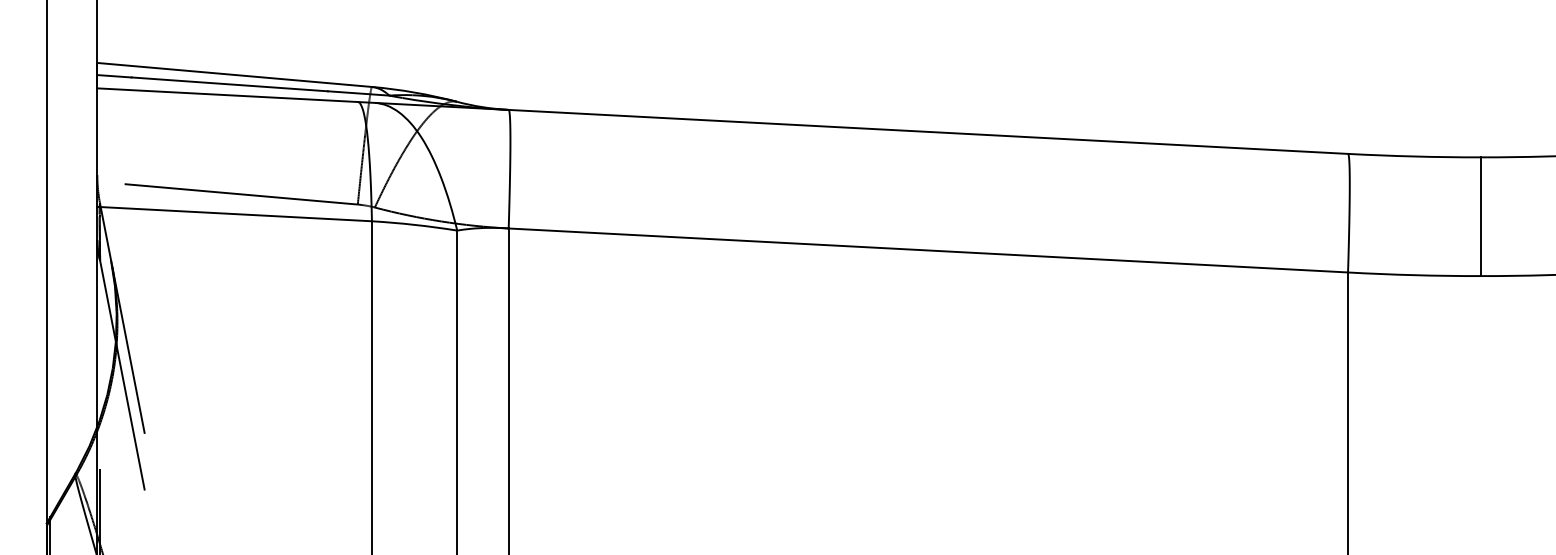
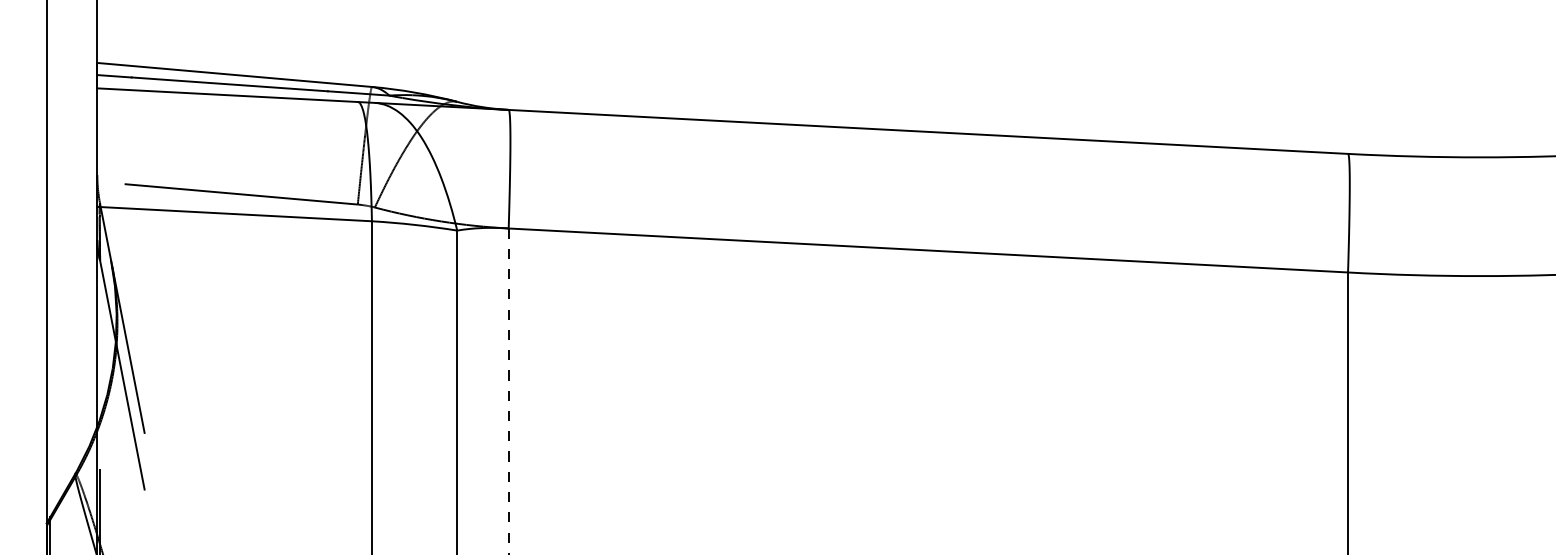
line: present -> none (1480, 216)
line: solid -> dashed (508, 391)
